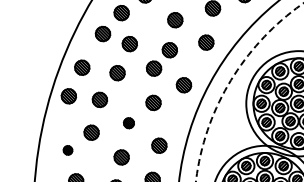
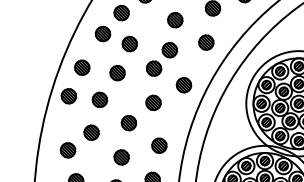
circle: dashed -> solid (249, 92)
part size: 13x13 px -> 18x17 px (128, 123)
part size: 12x11 px -> 18x17 px (67, 150)
